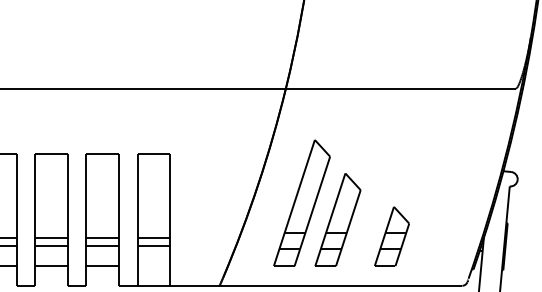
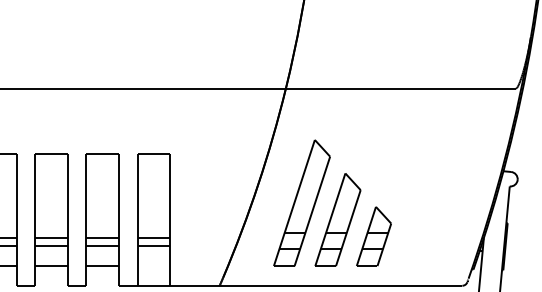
part position: (391, 236) -> (373, 236) (373, 236)
